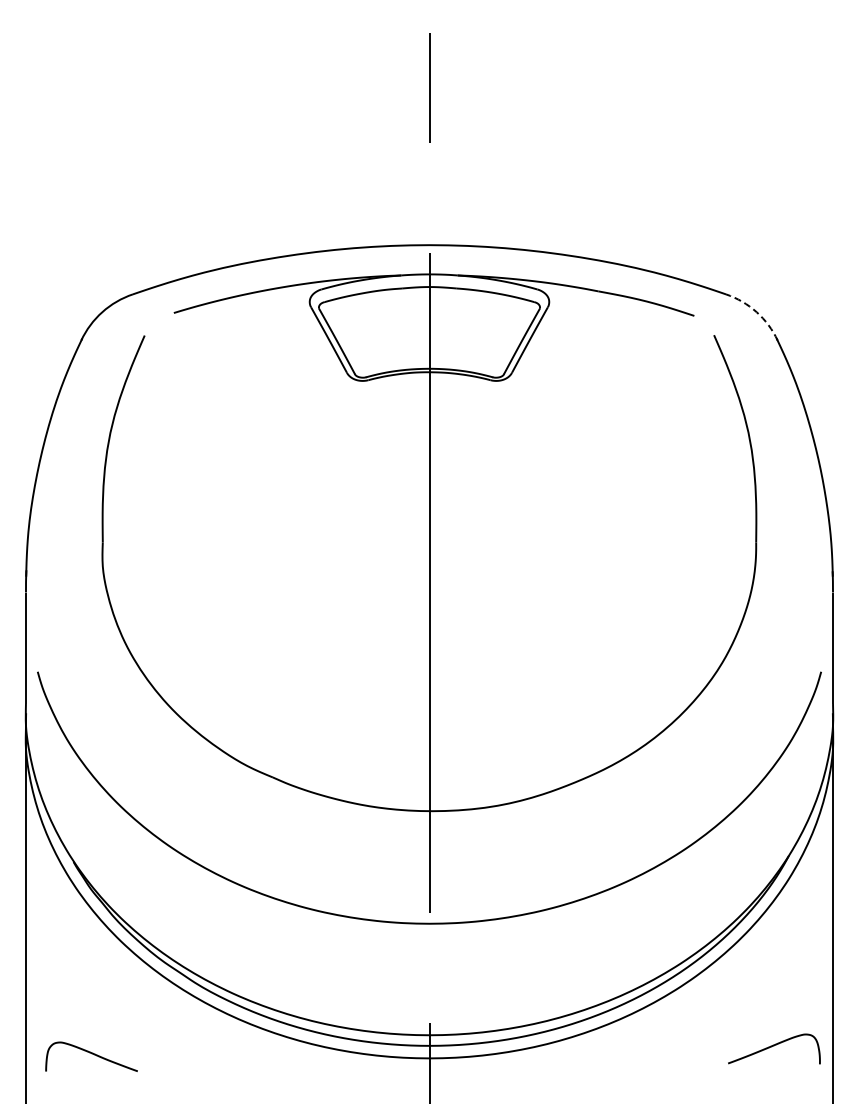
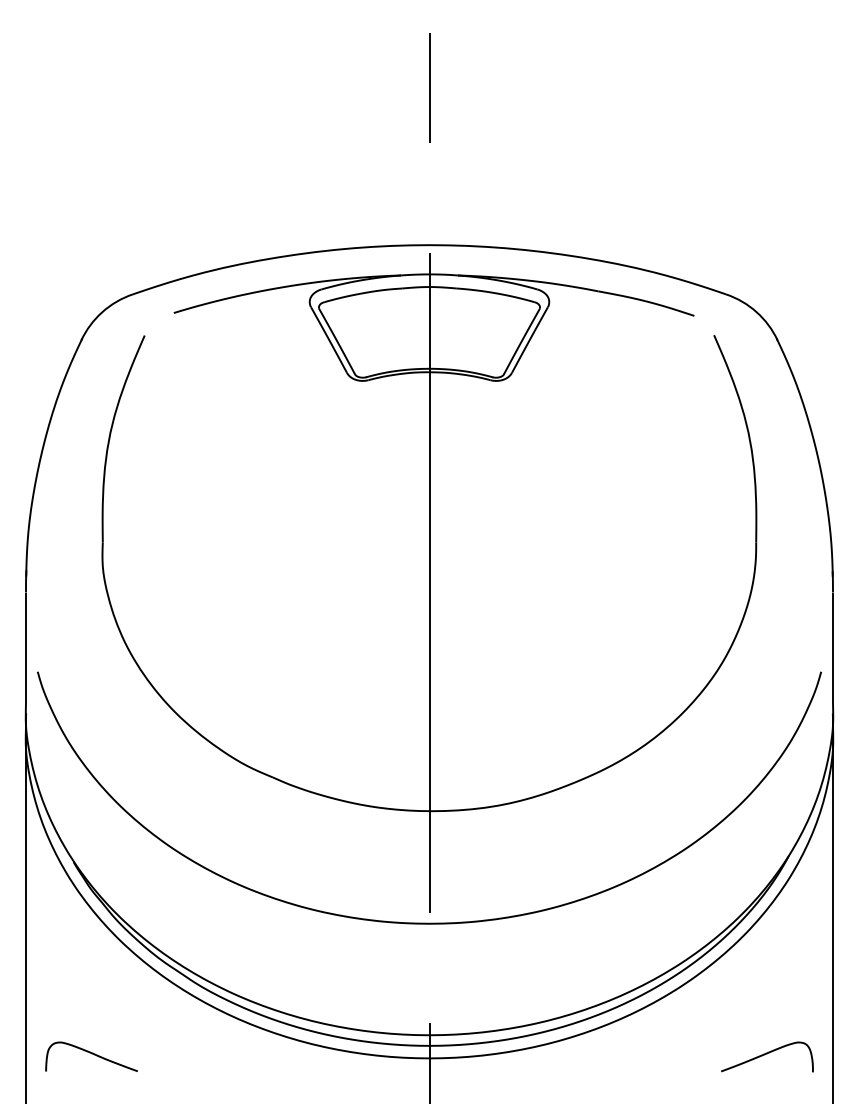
arc: dashed -> solid (756, 312)
curve position: (774, 1046) -> (767, 1054) (767, 1054)
